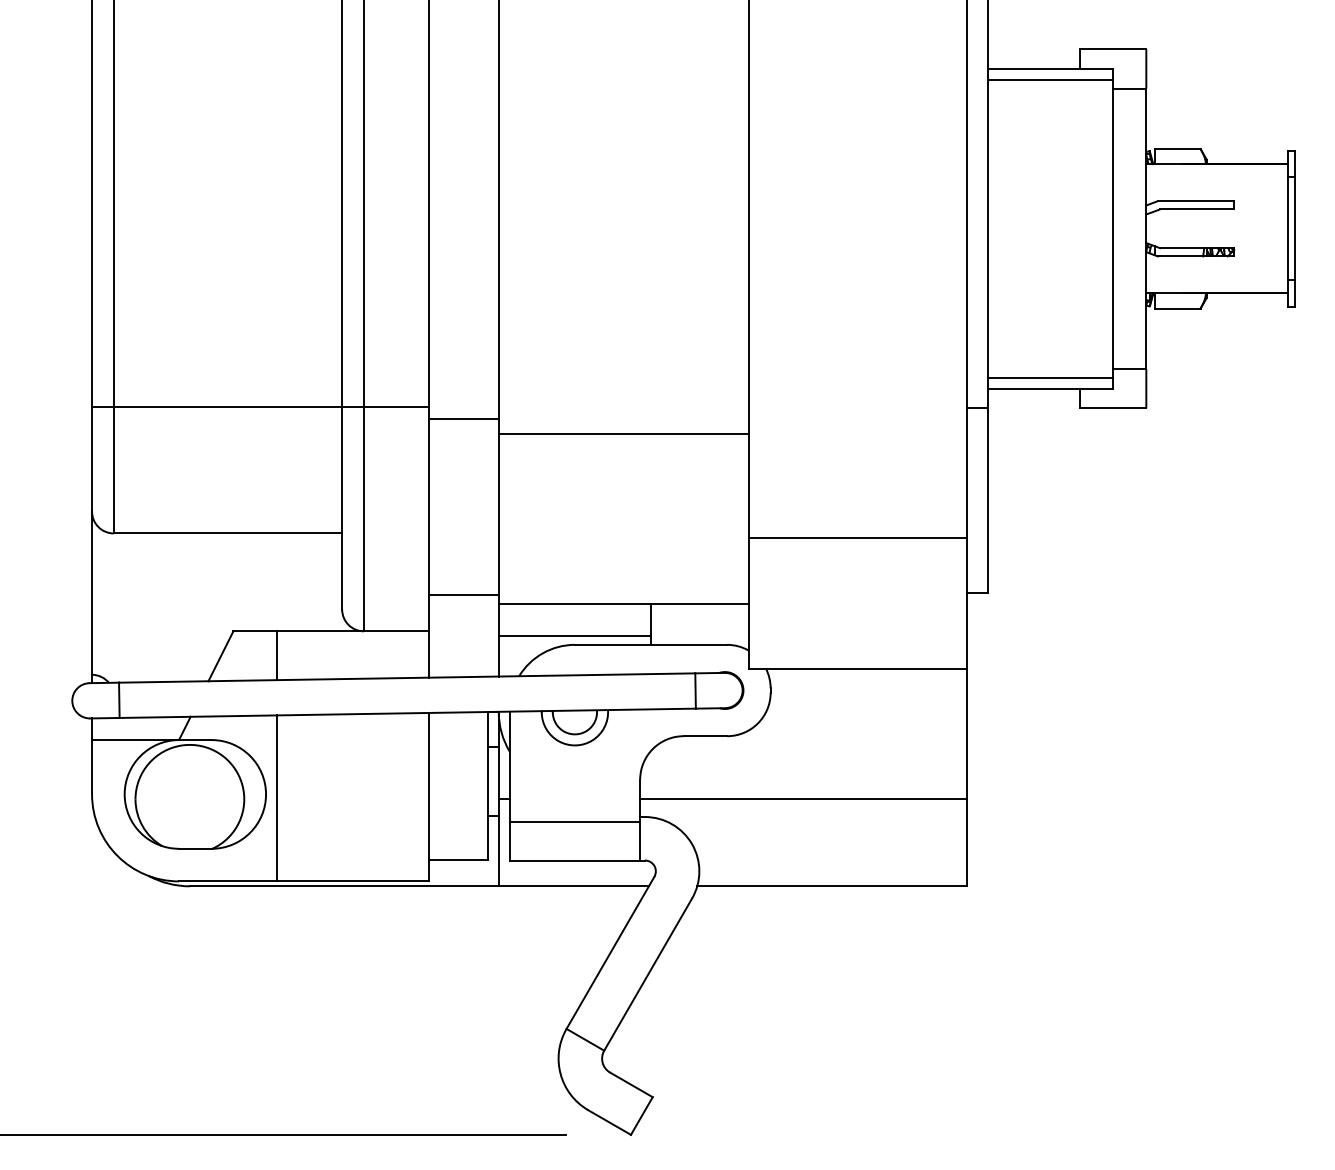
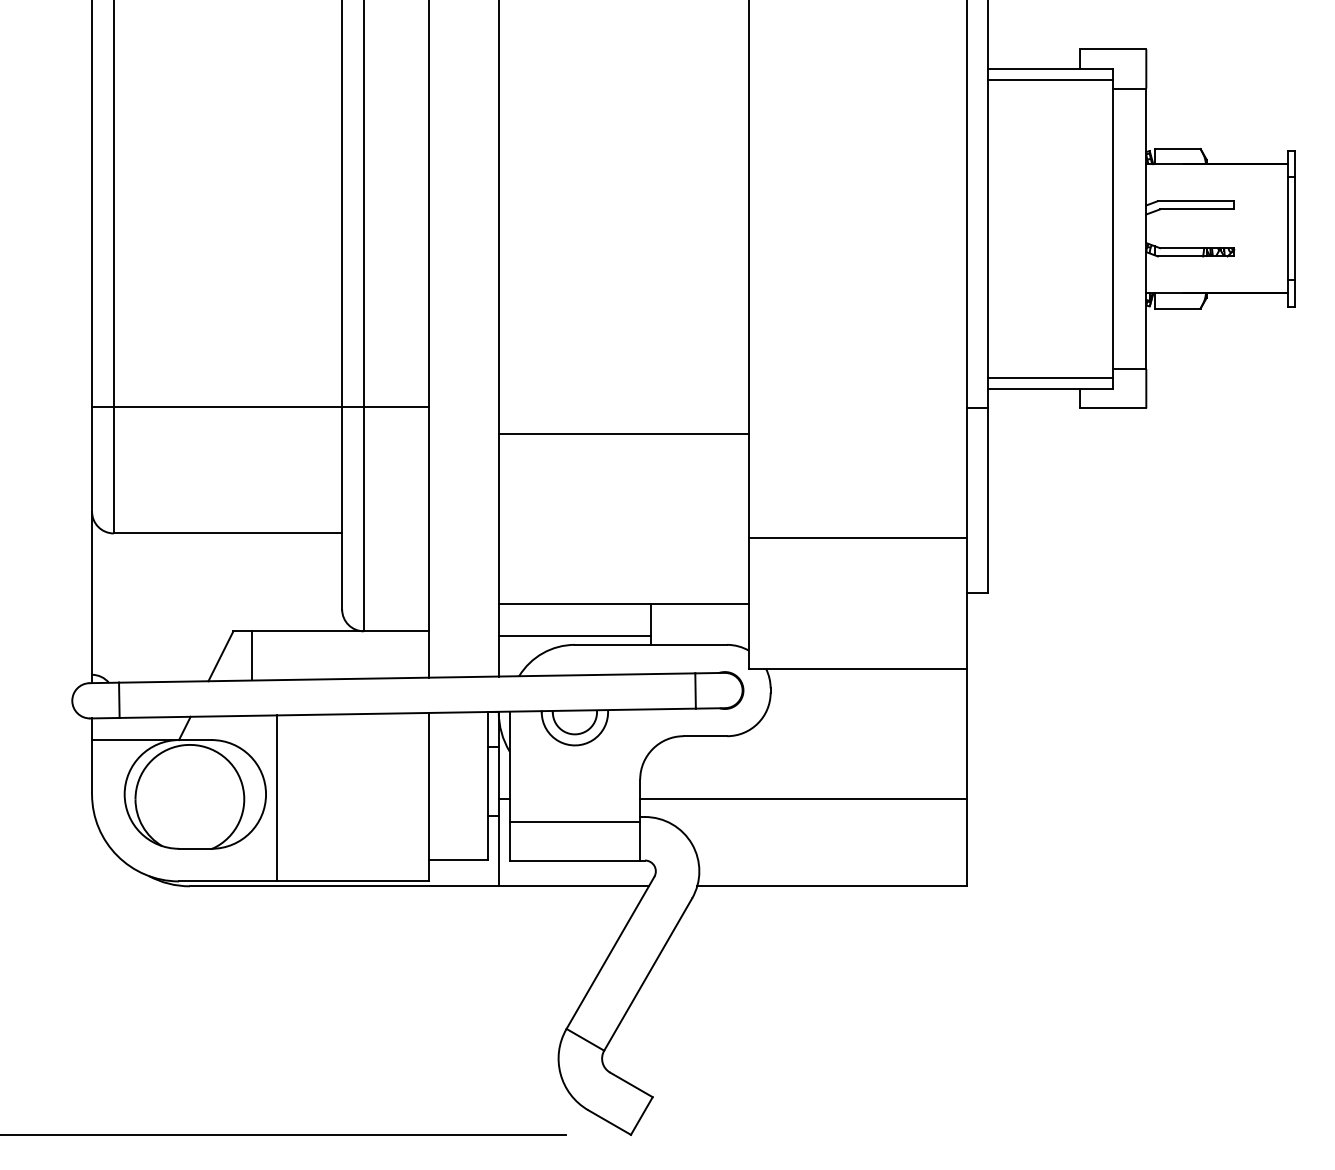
line: present -> none (463, 418)
line: present -> none (463, 595)
line position: (276, 655) -> (251, 655) (251, 655)
